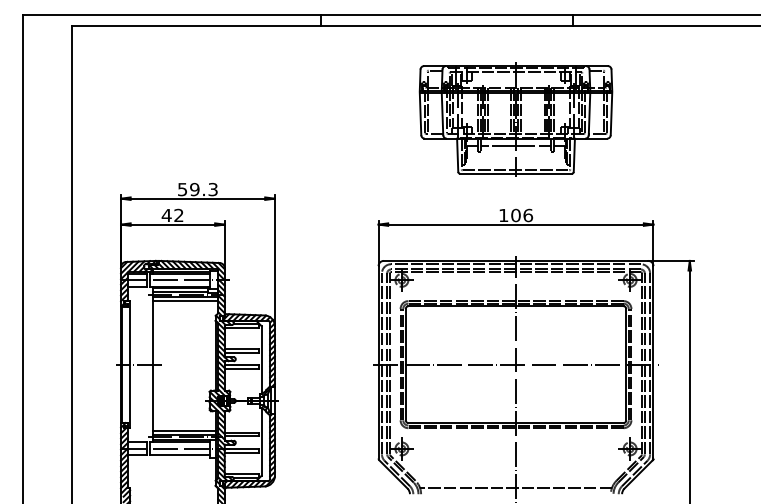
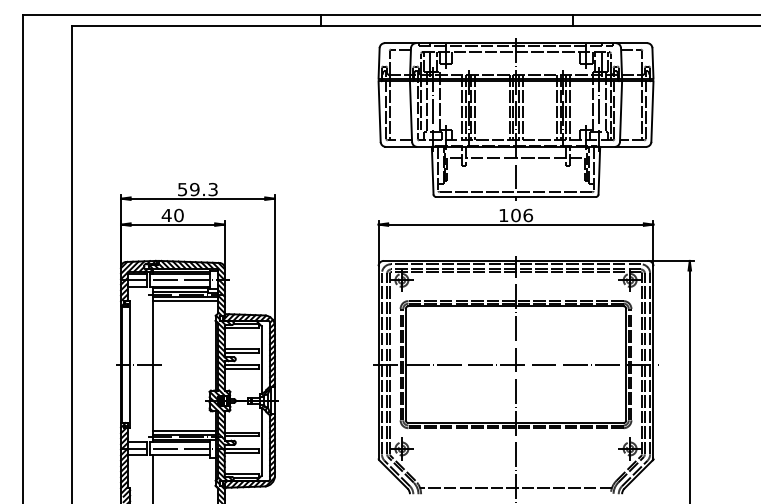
part size: 196x115 px -> 278x163 px (515, 119)
text: 42 -> 40 (178, 215)
line: none -> present (152, 477)
